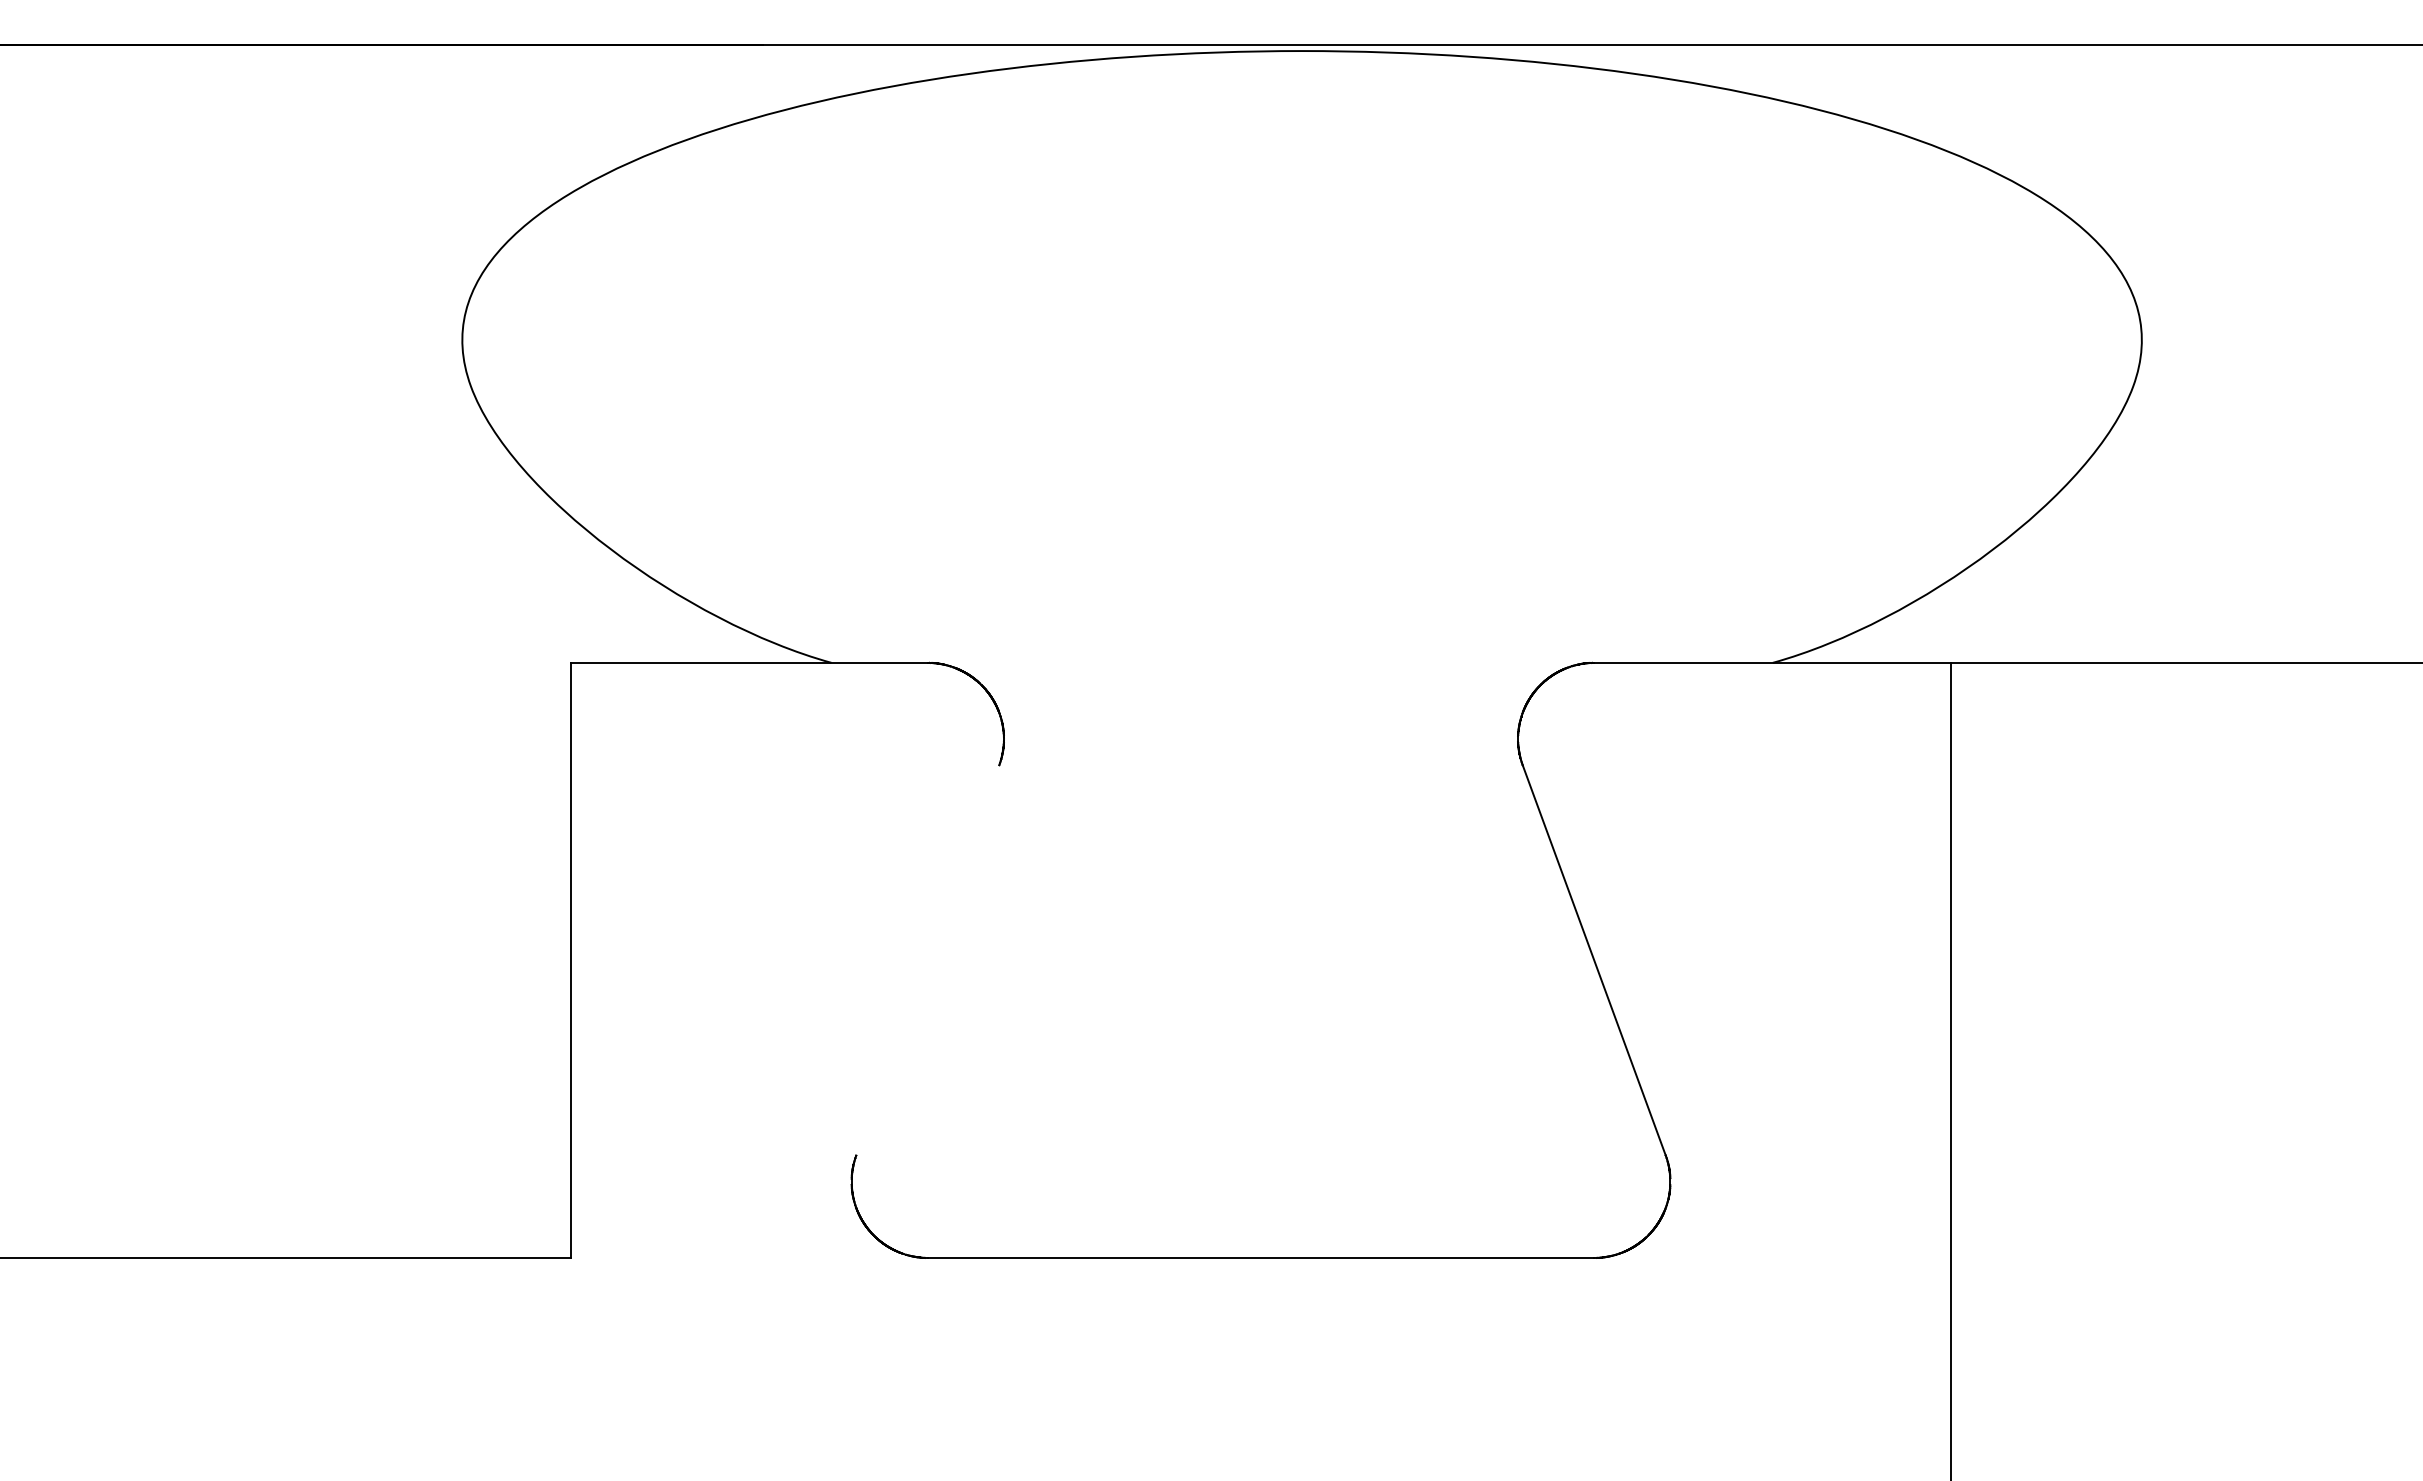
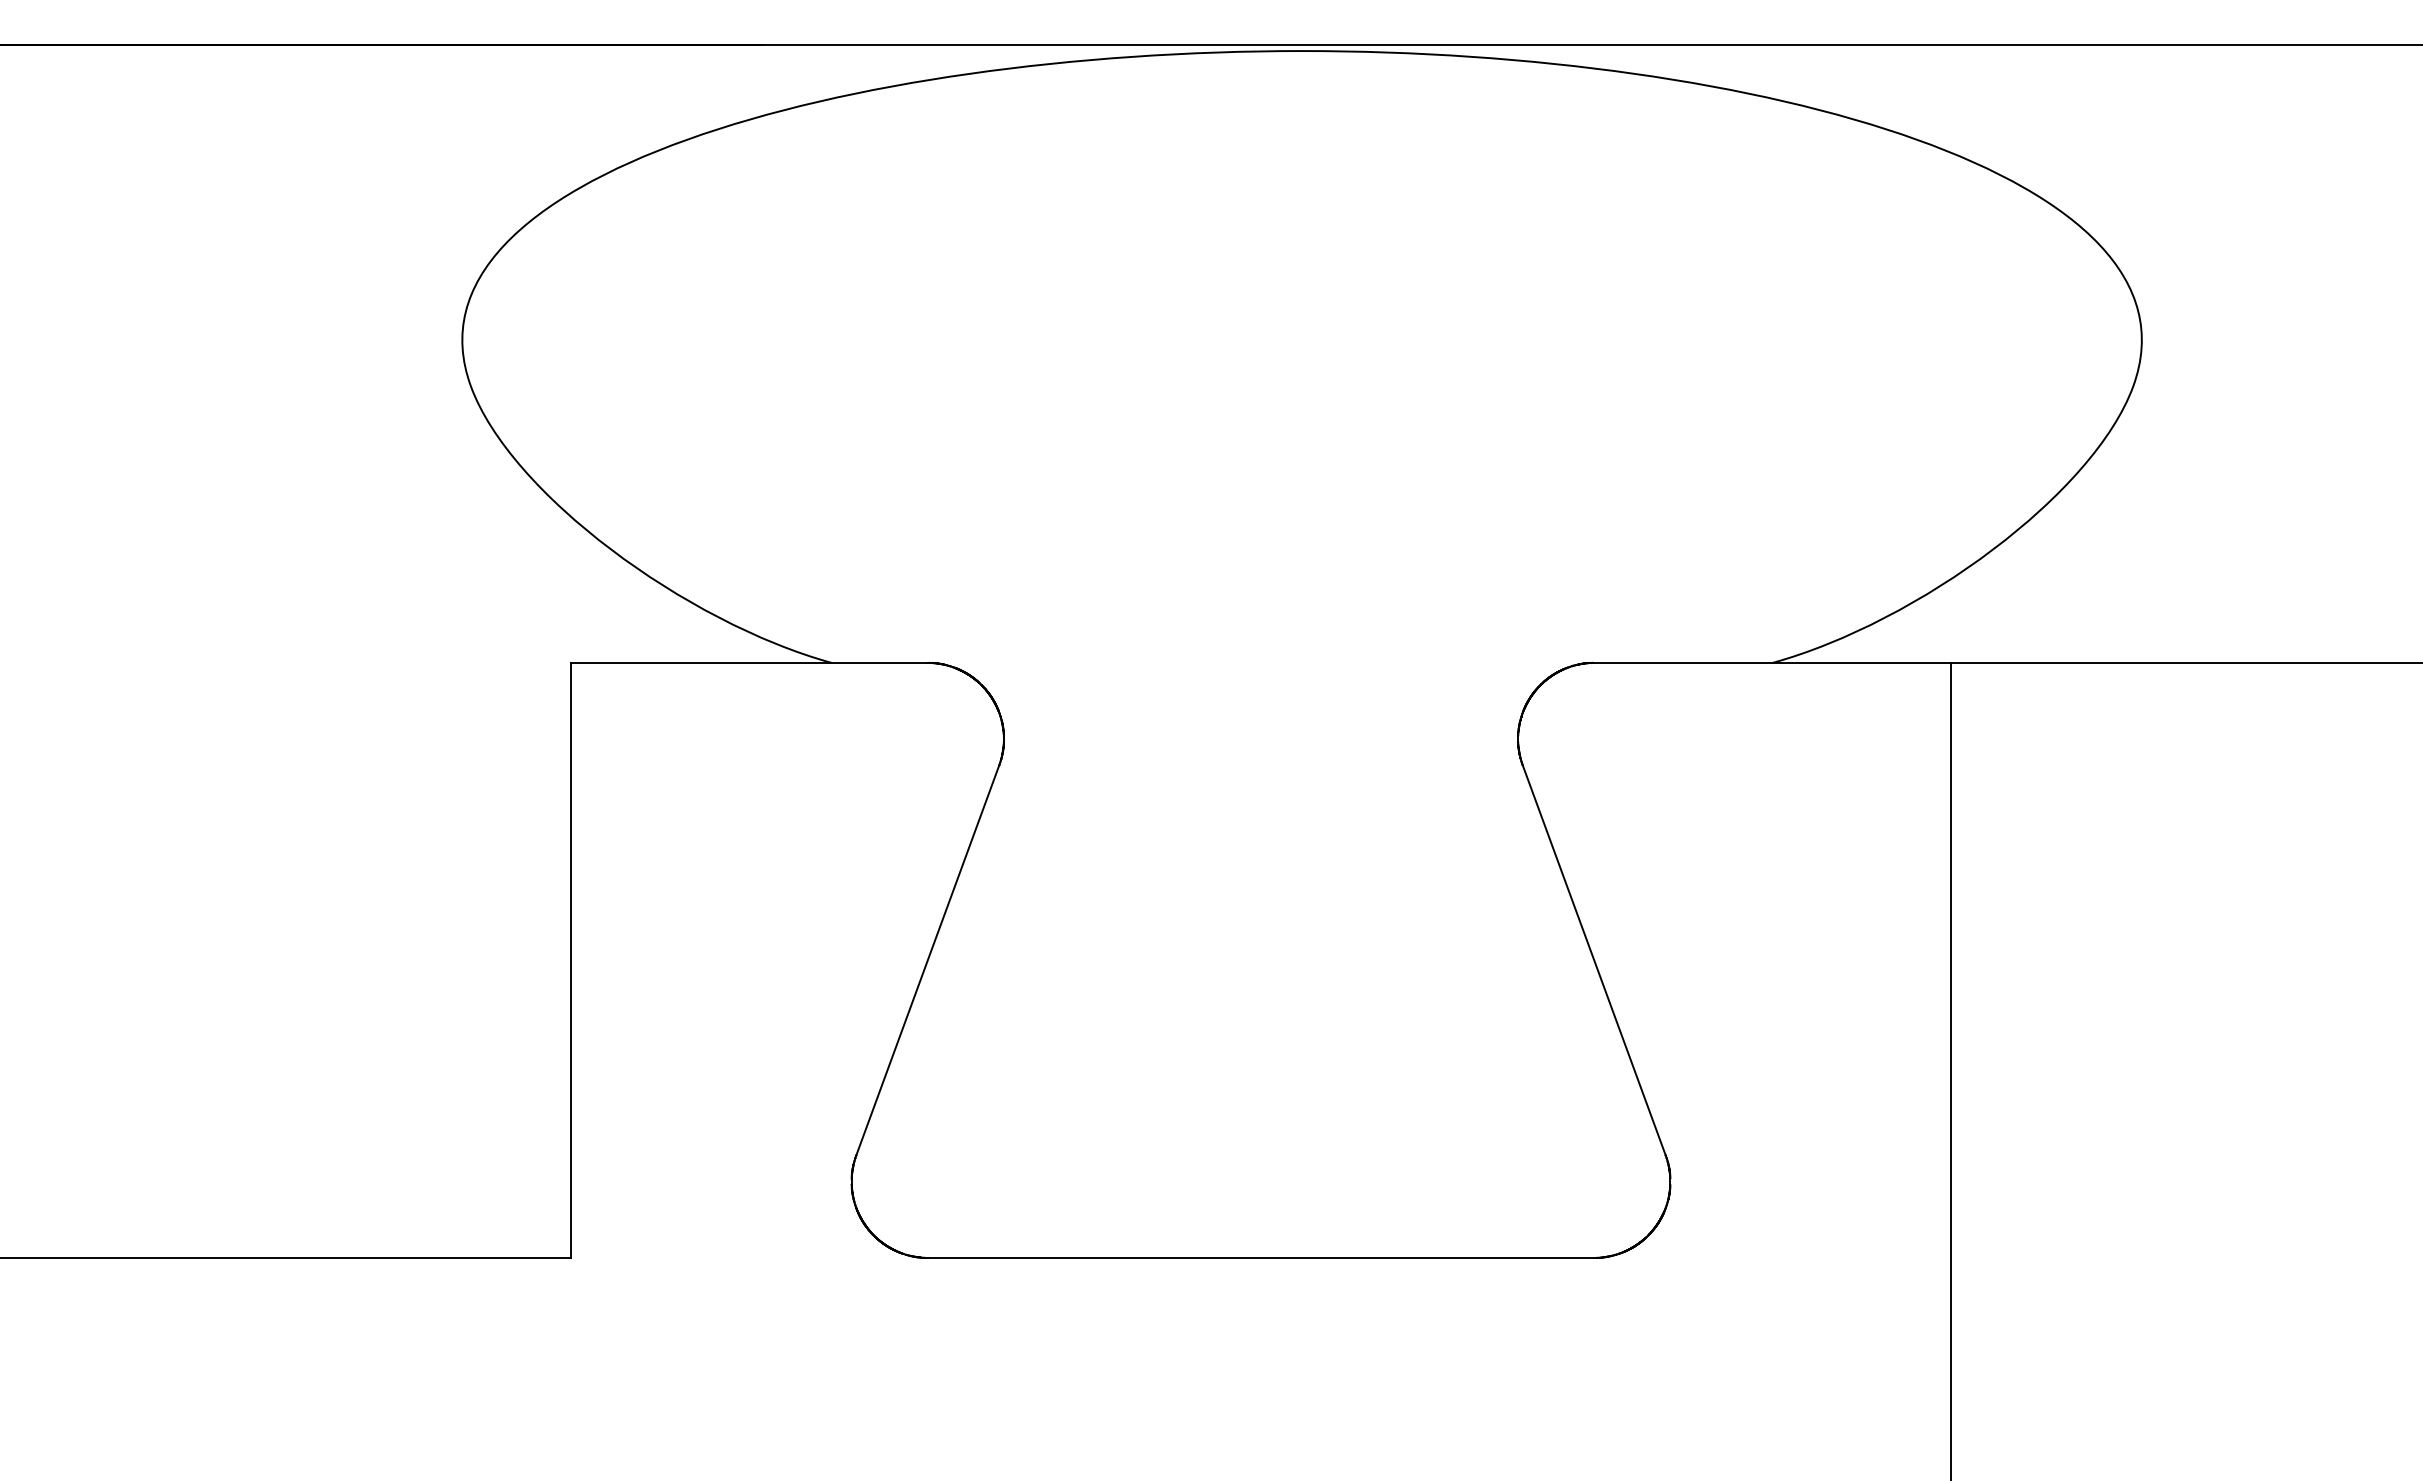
line: none -> present (927, 960)
